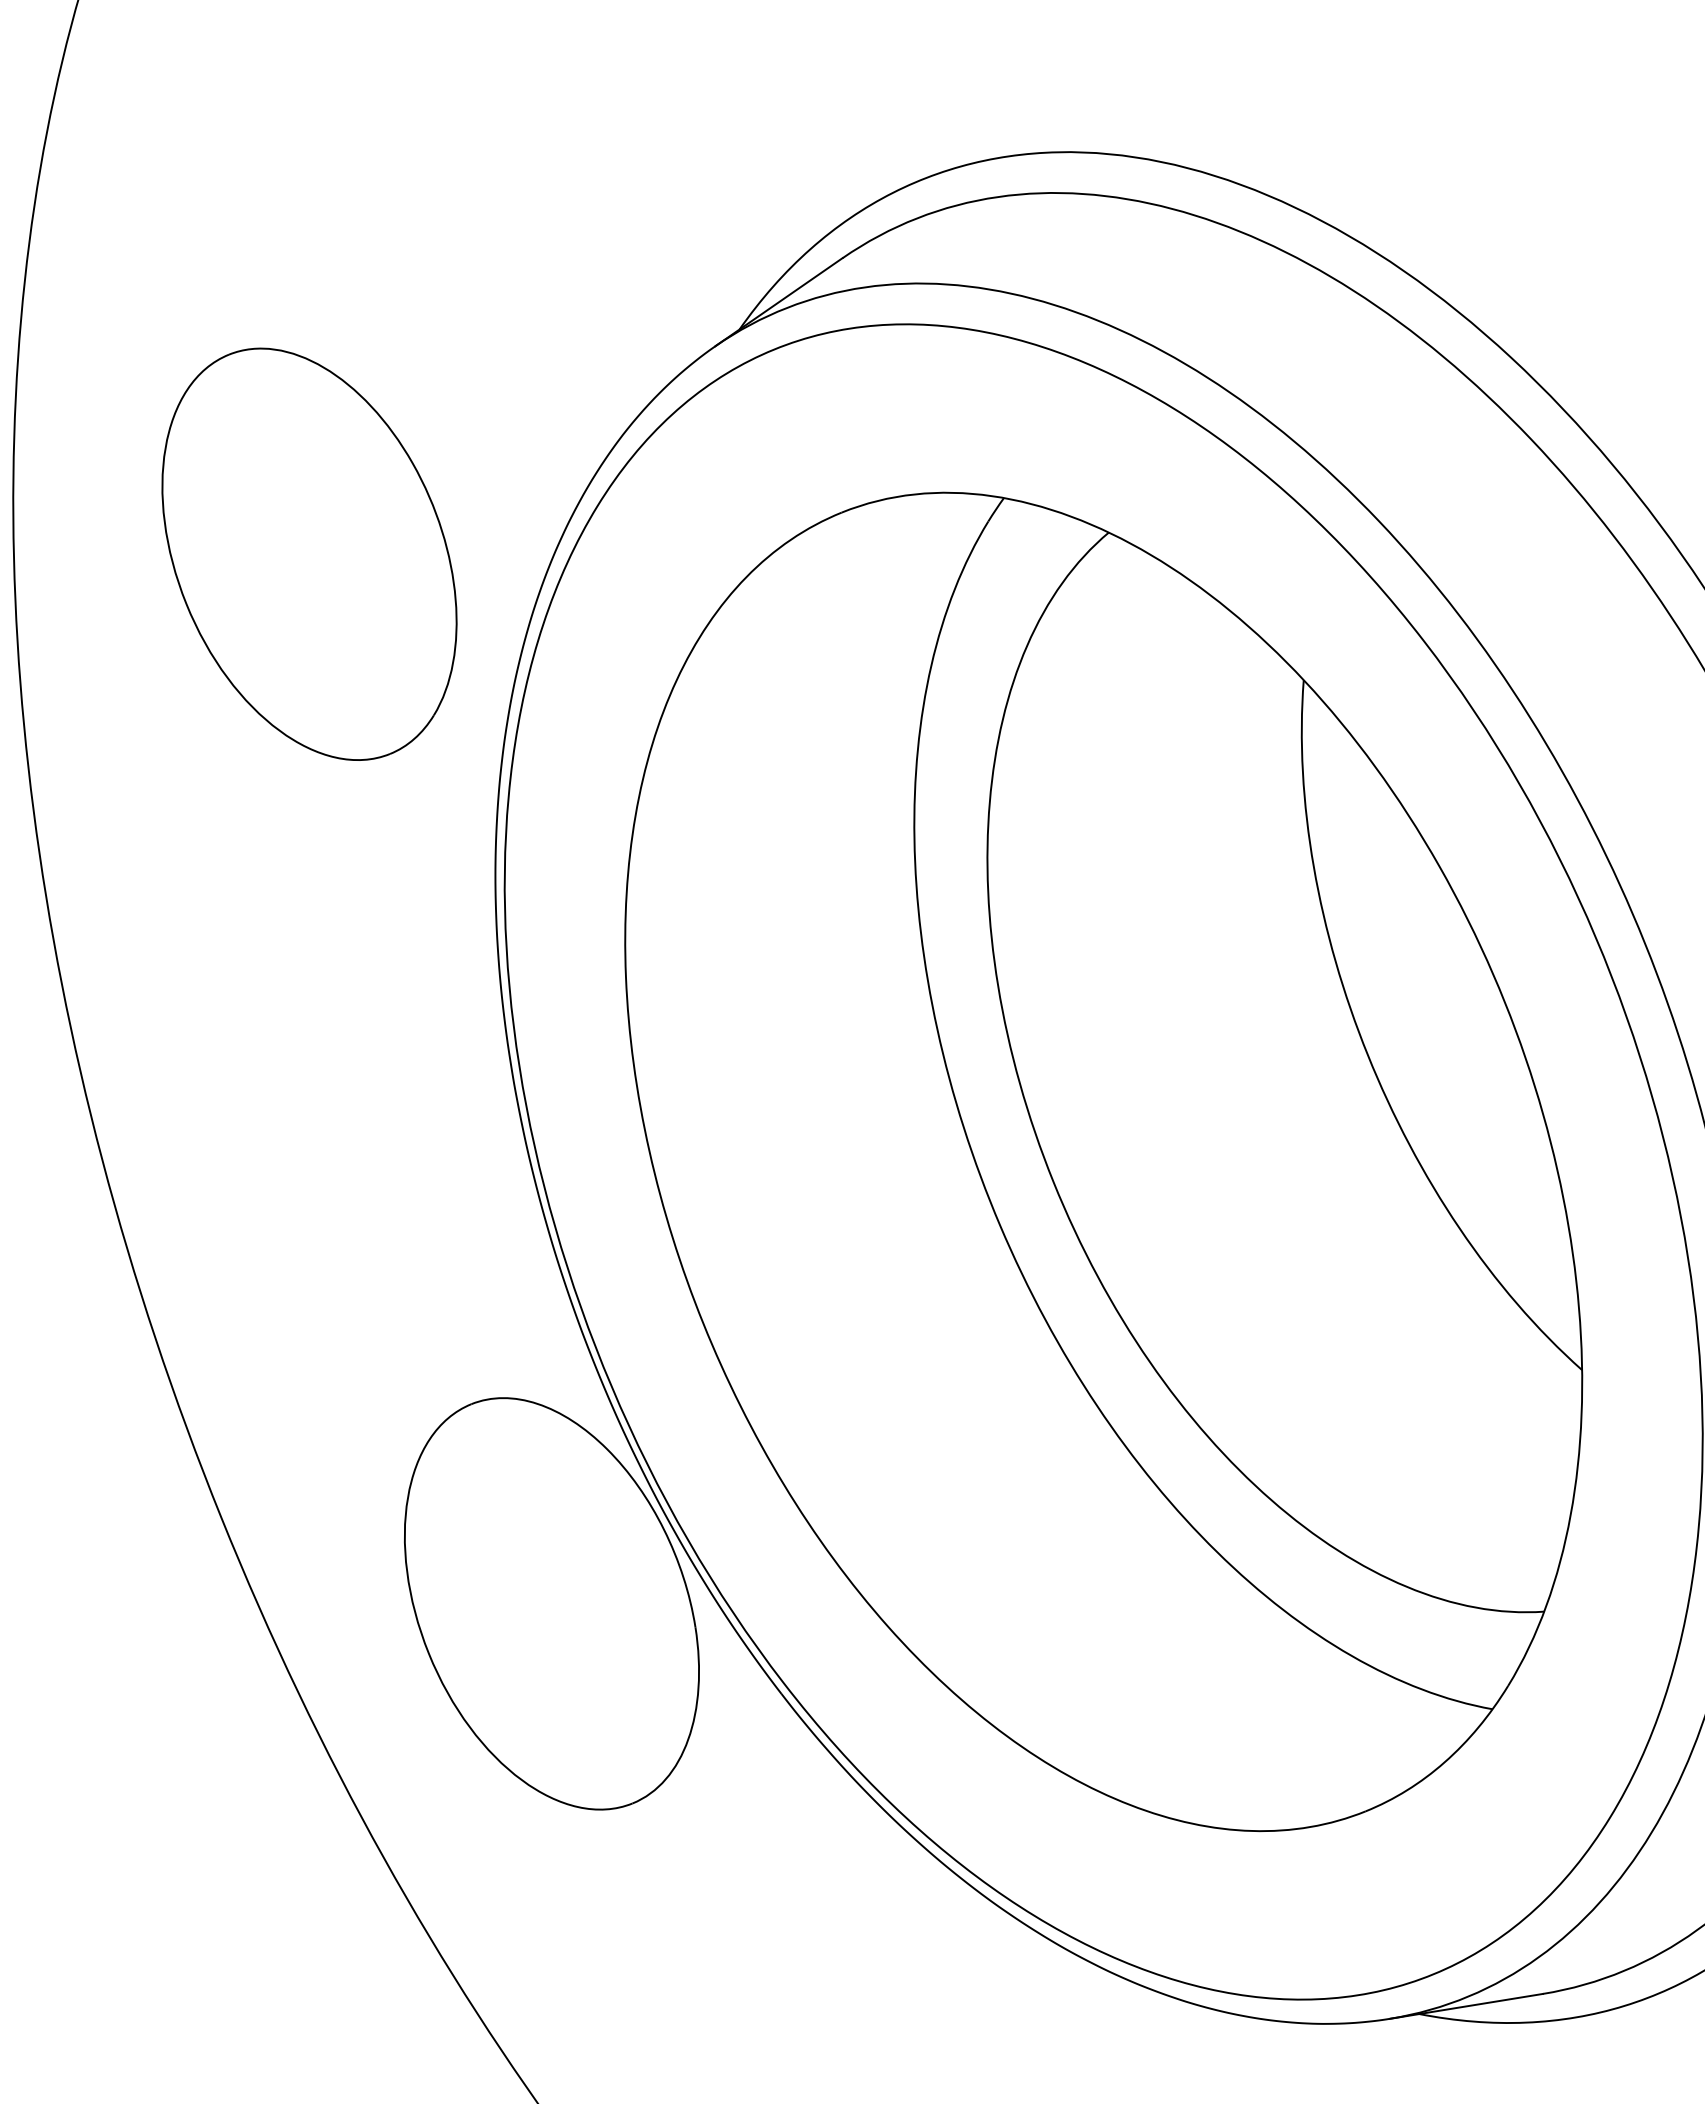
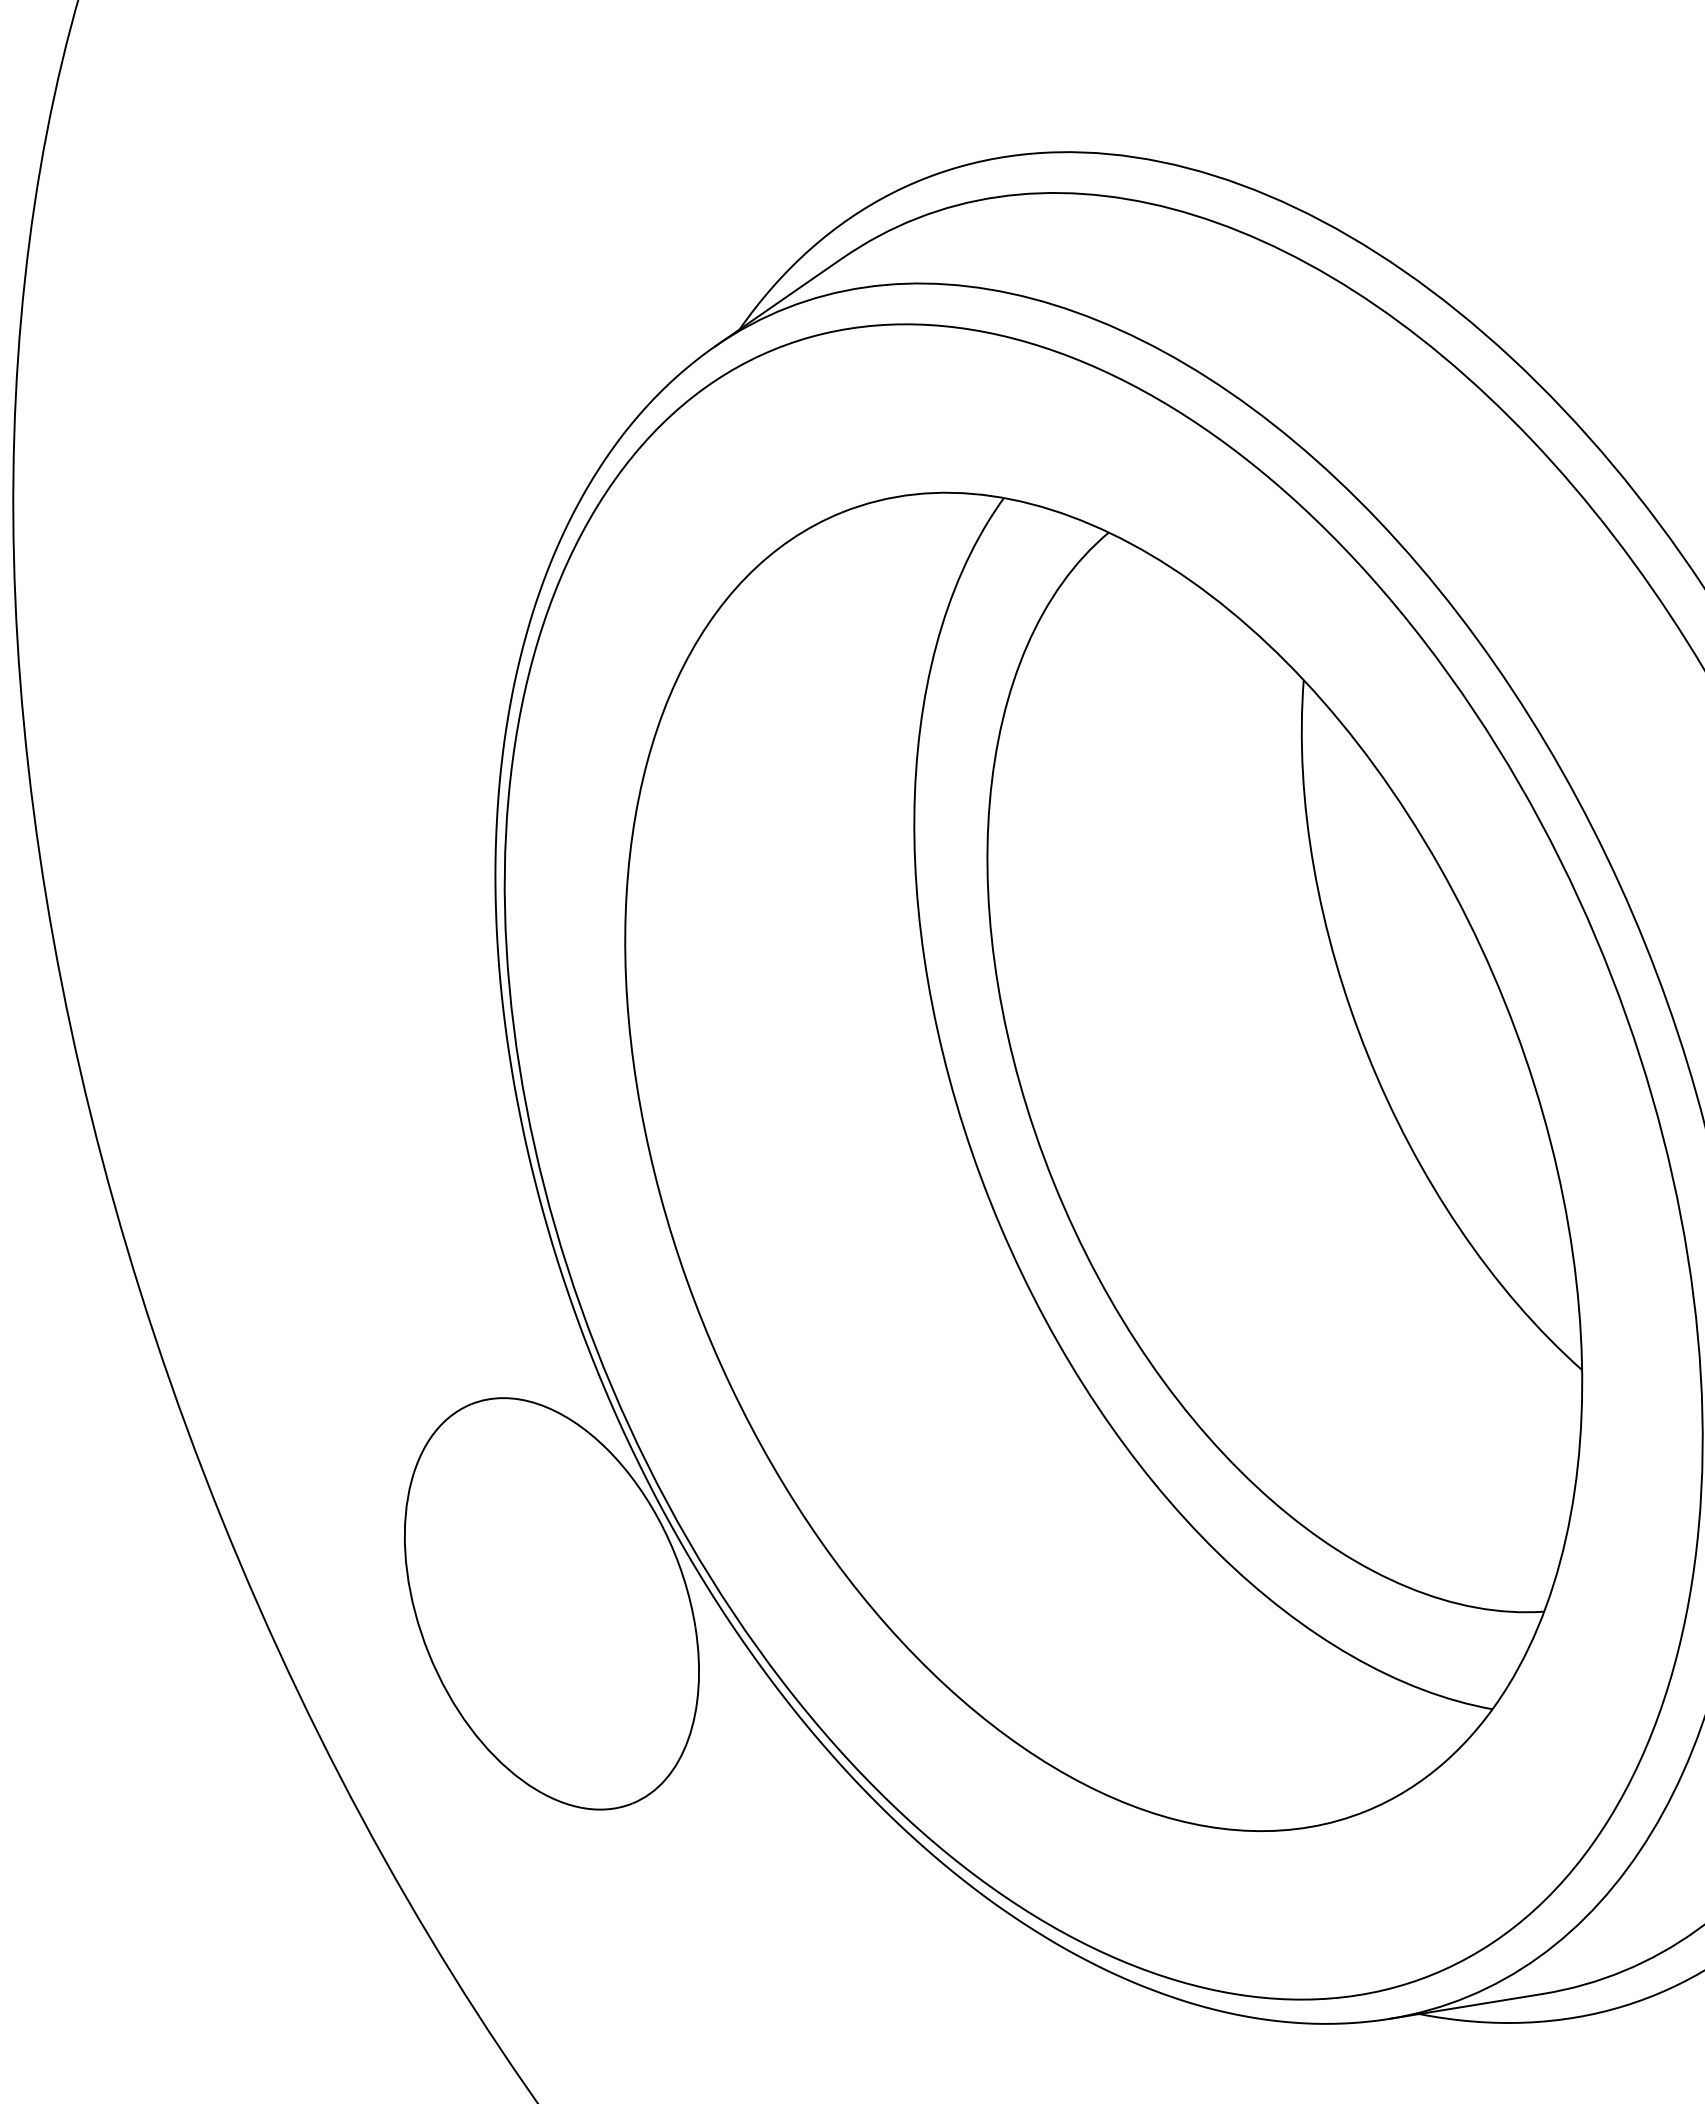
part: present -> none (309, 553)
